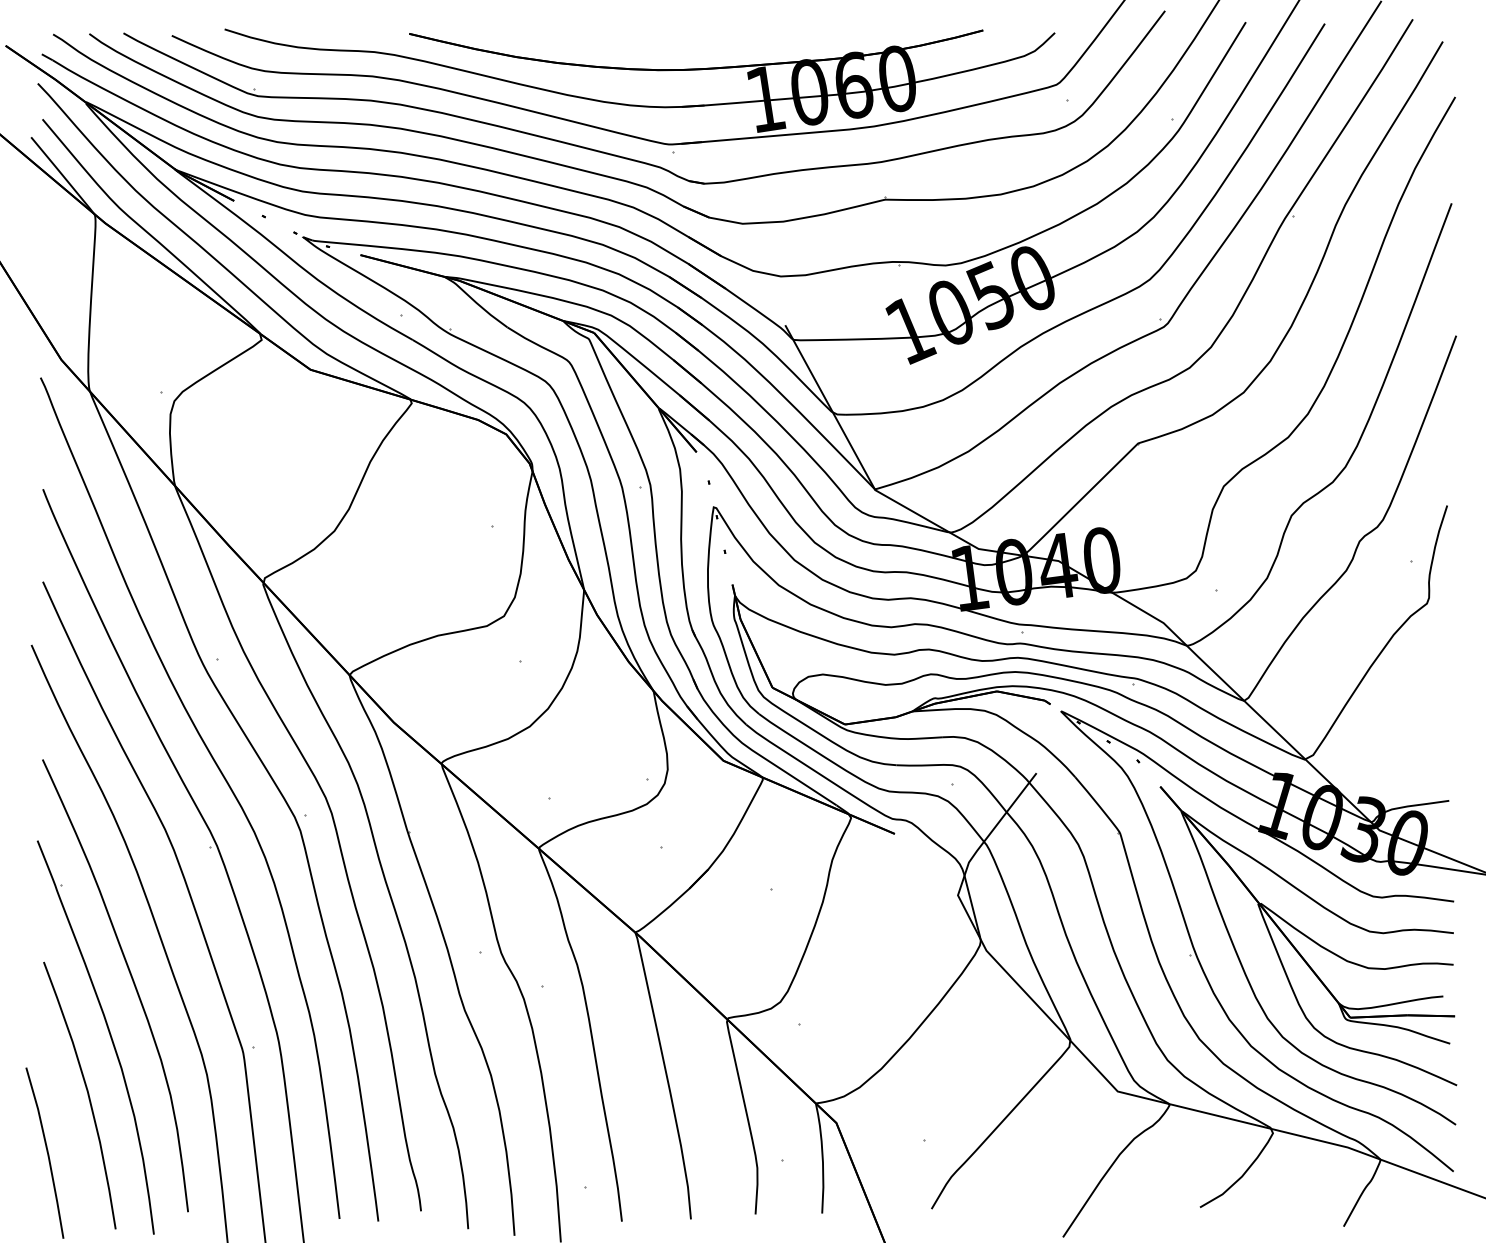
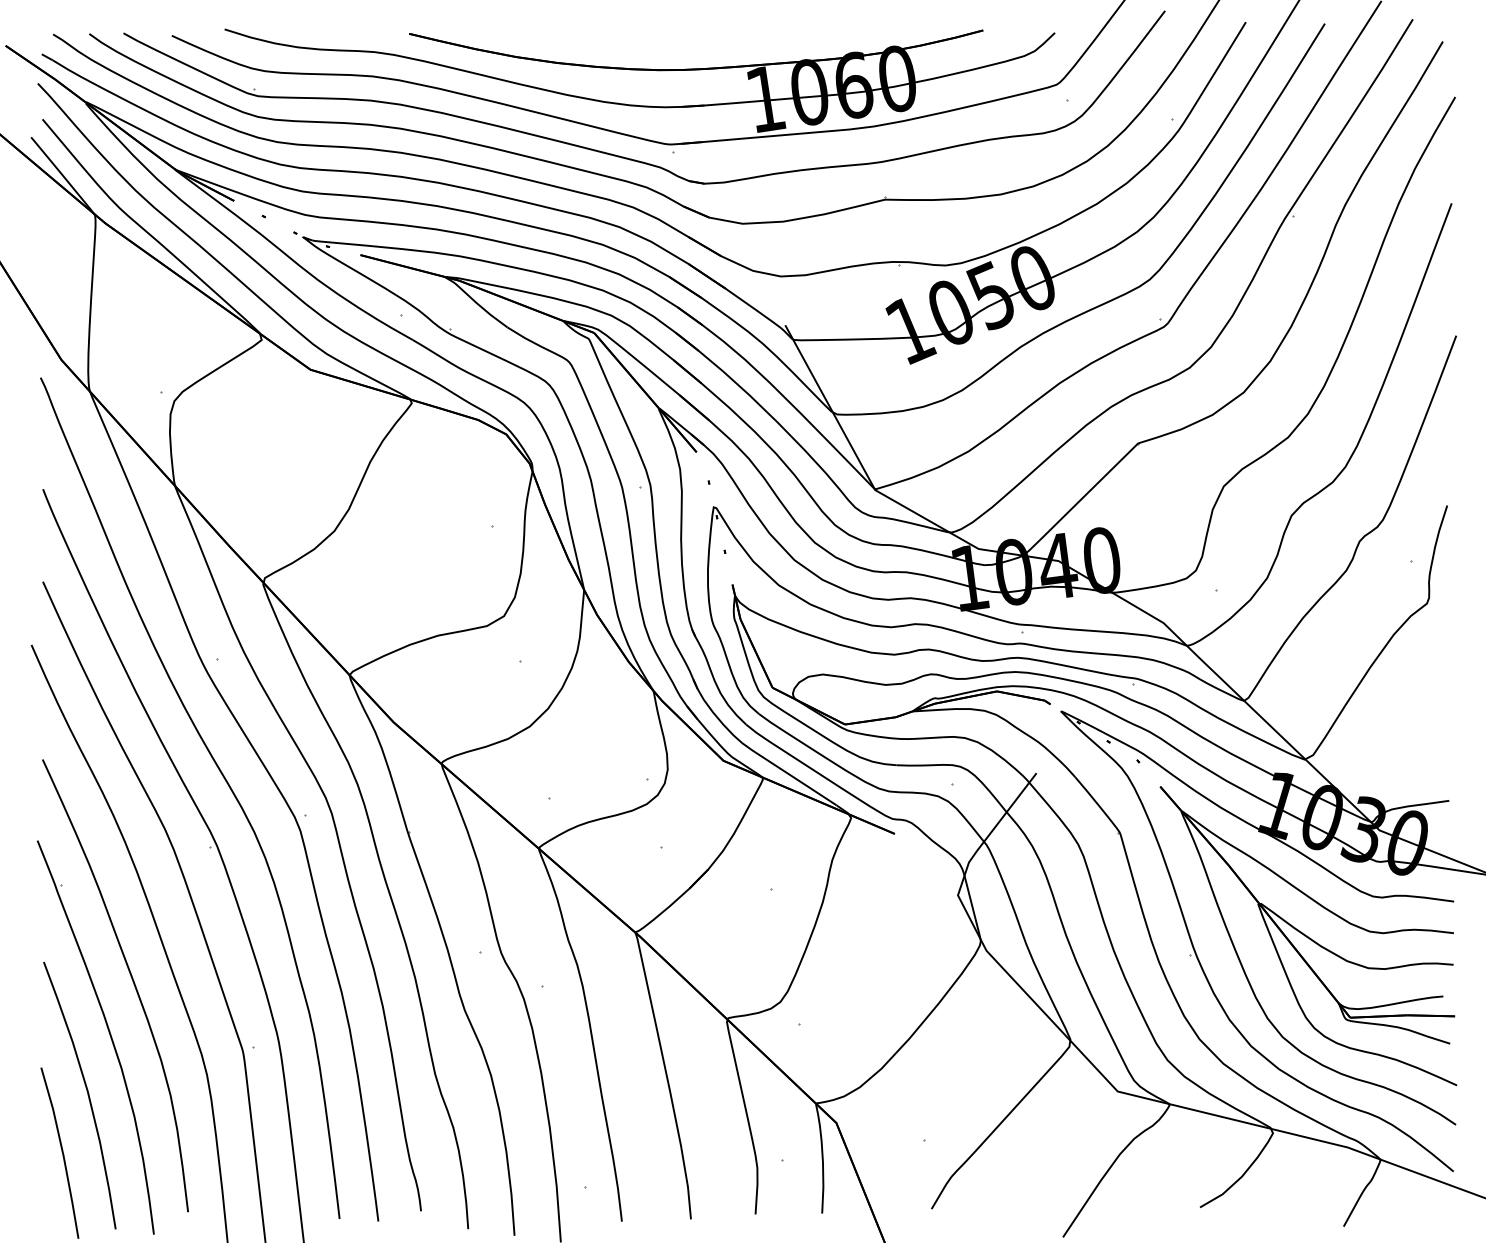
line position: (46, 1152) -> (61, 1152) (61, 1152)
